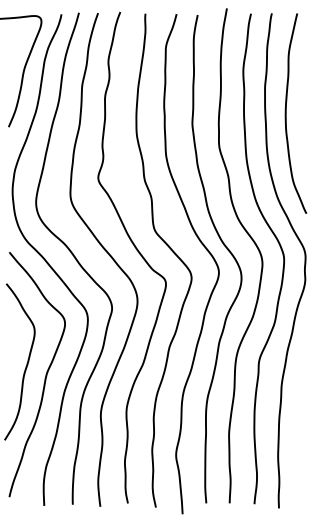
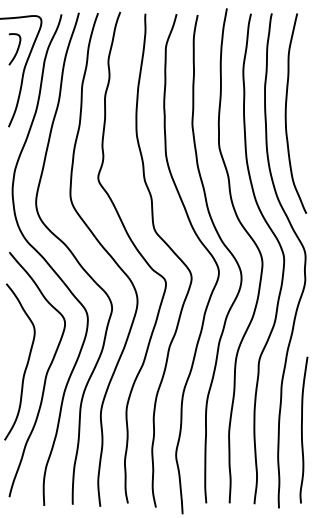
curve: none -> present (16, 50)
curve: none -> present (302, 429)
